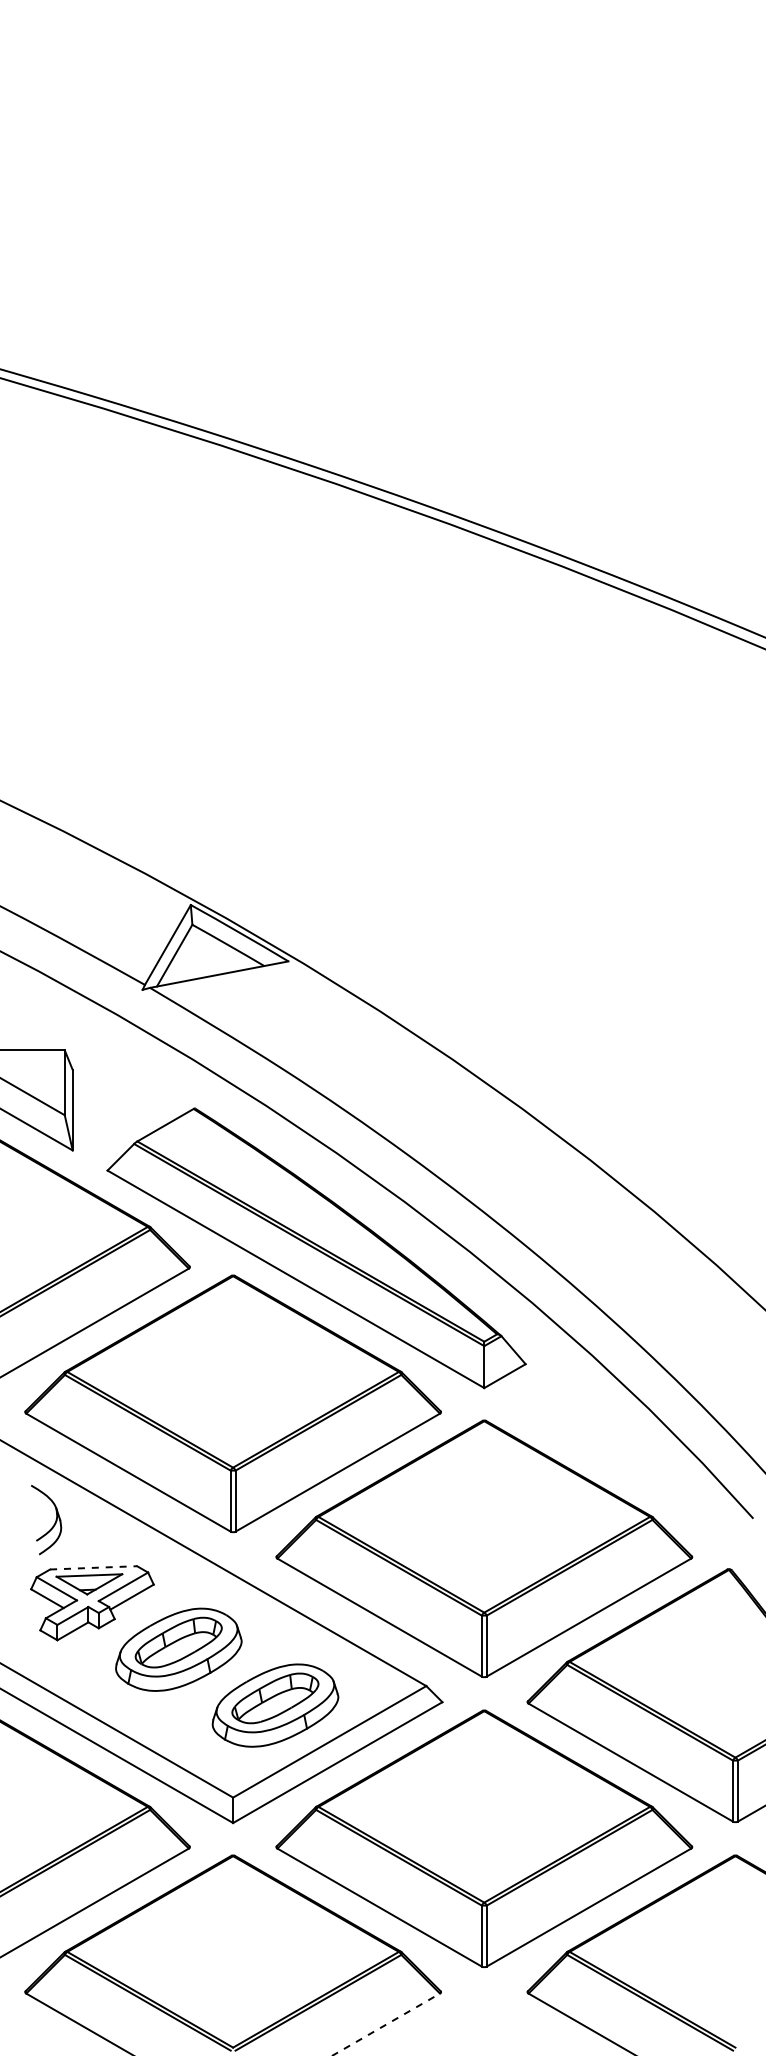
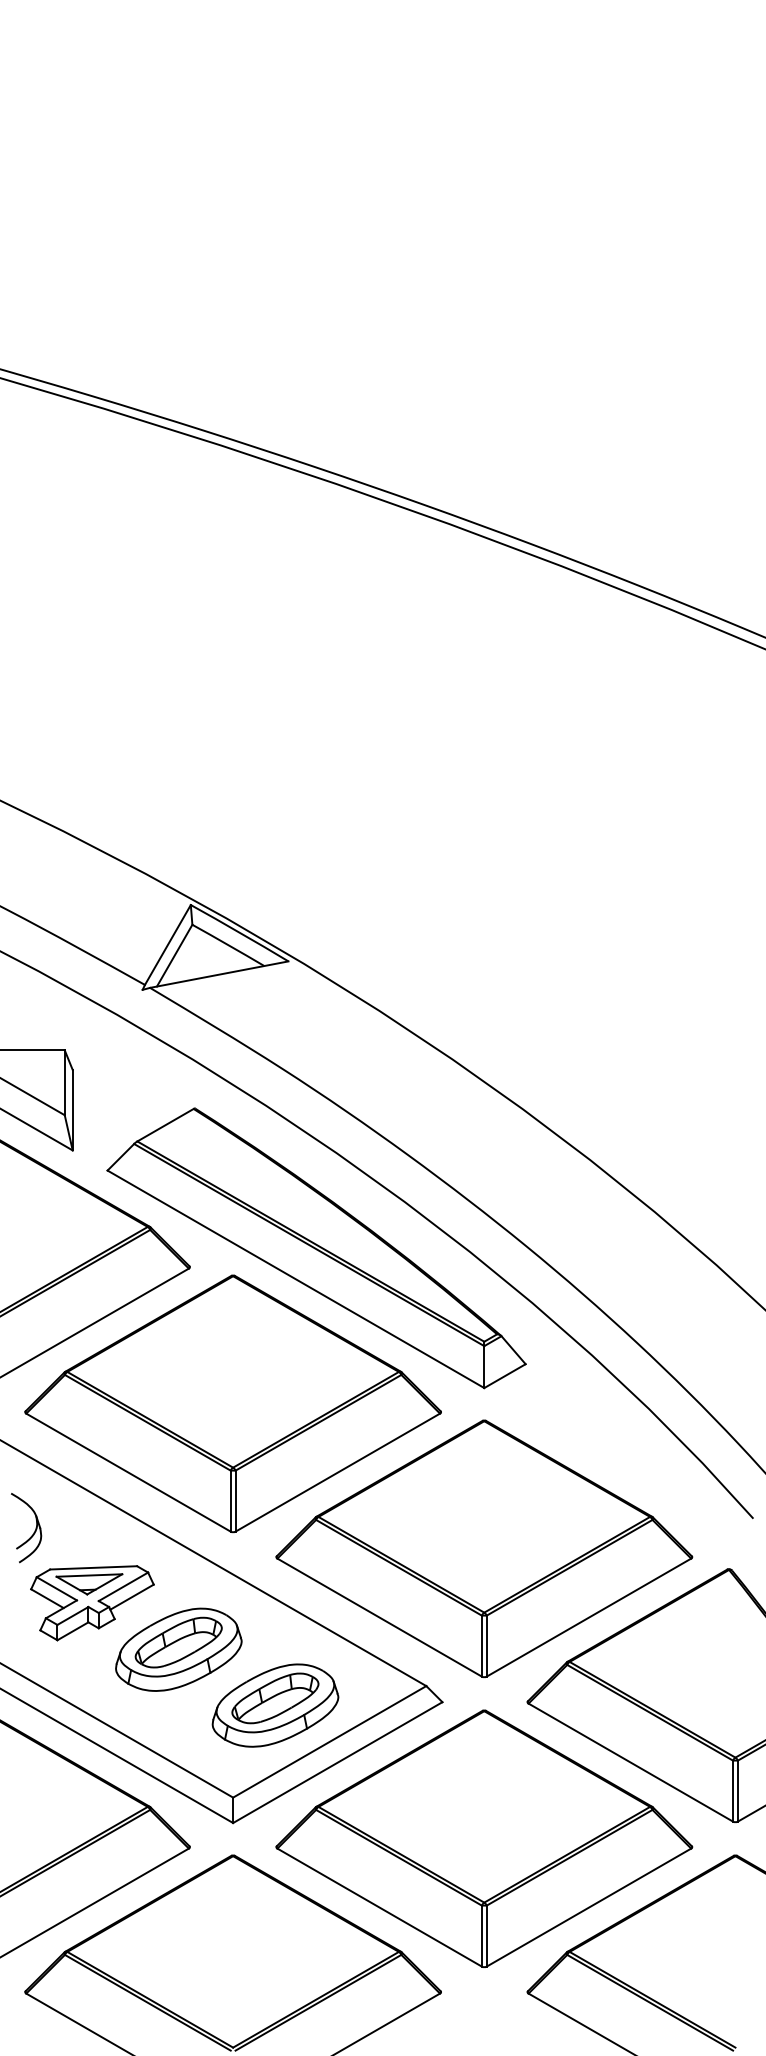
part position: (53, 1524) -> (33, 1532) (33, 1532)
line: dashed -> solid (93, 1567)
line: dashed -> solid (386, 2024)
